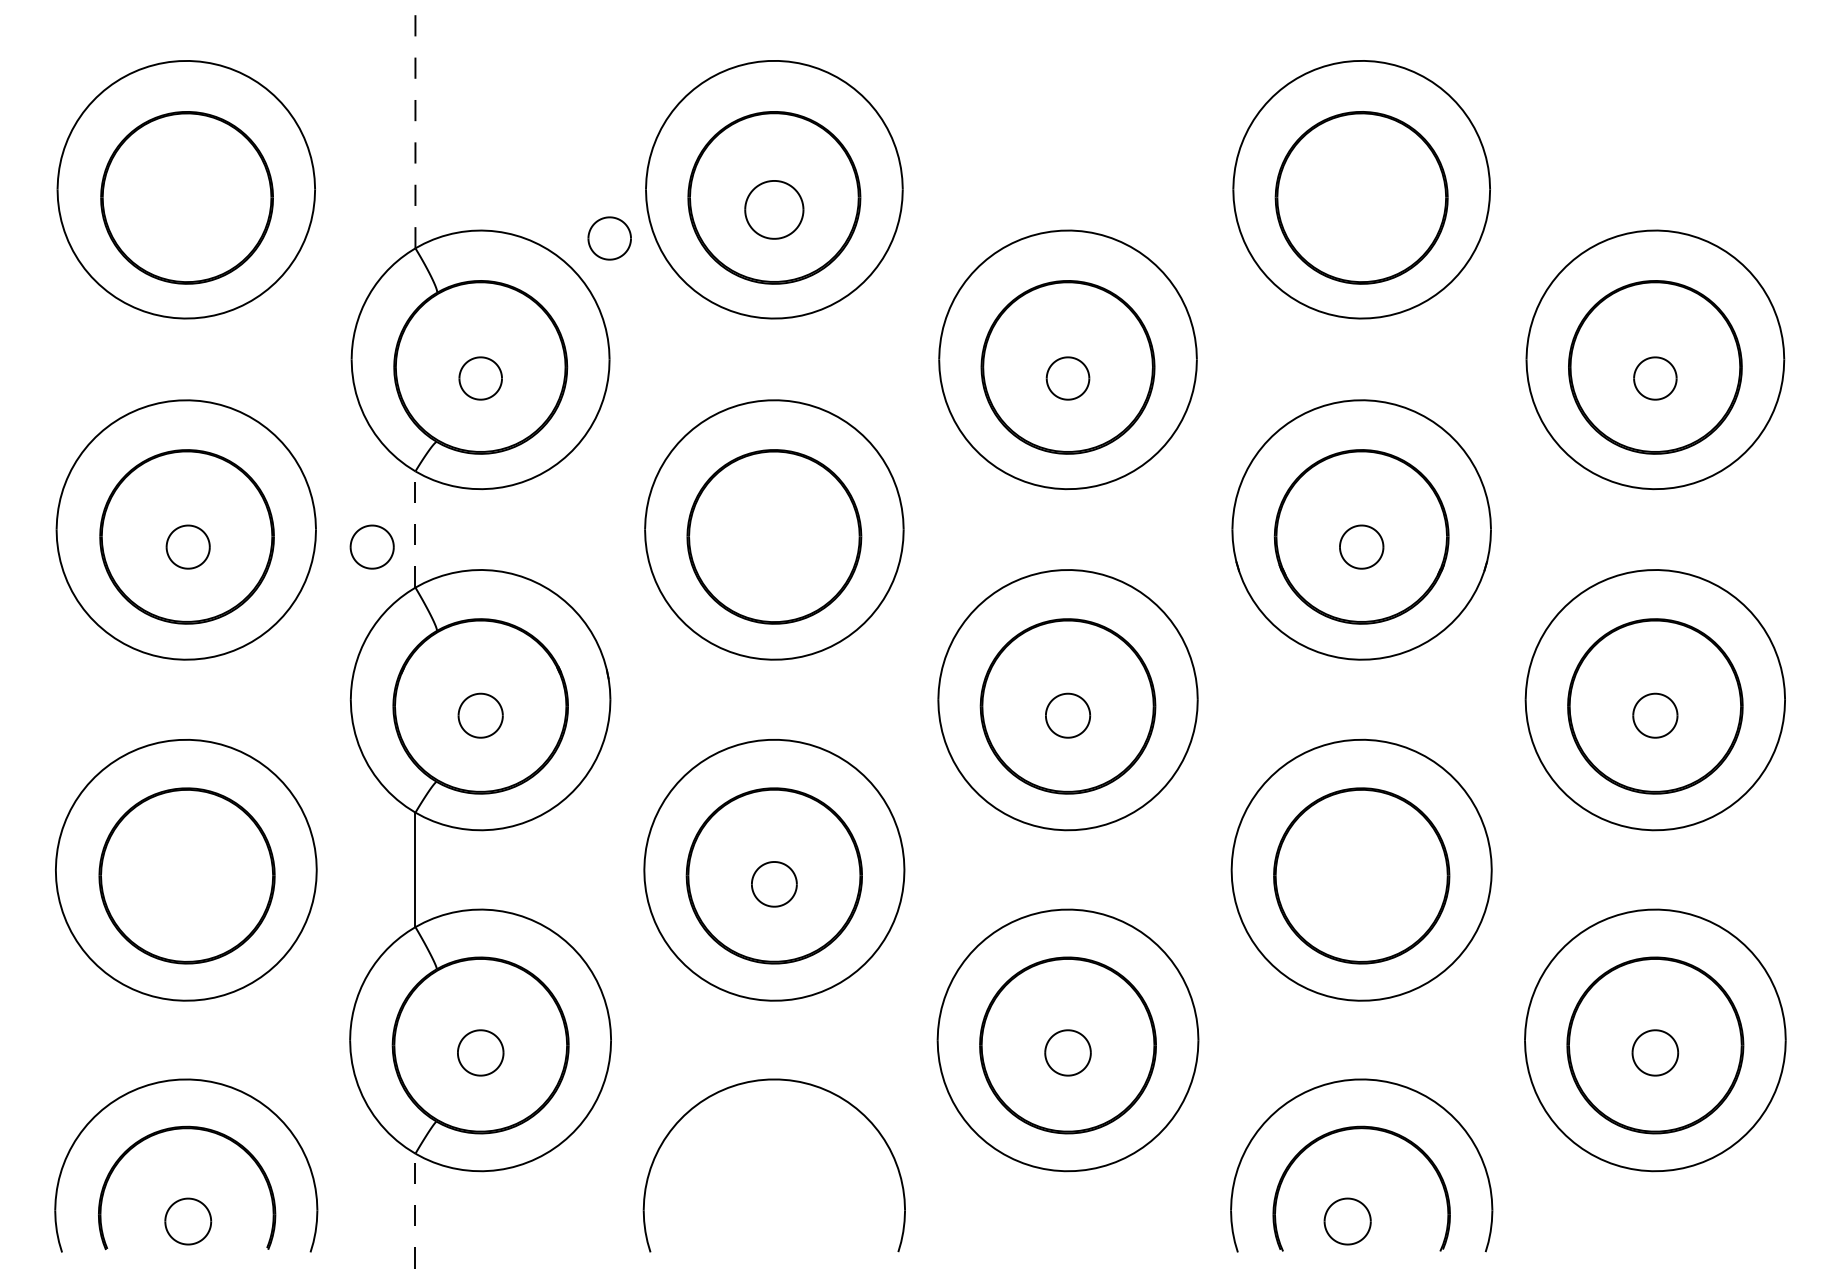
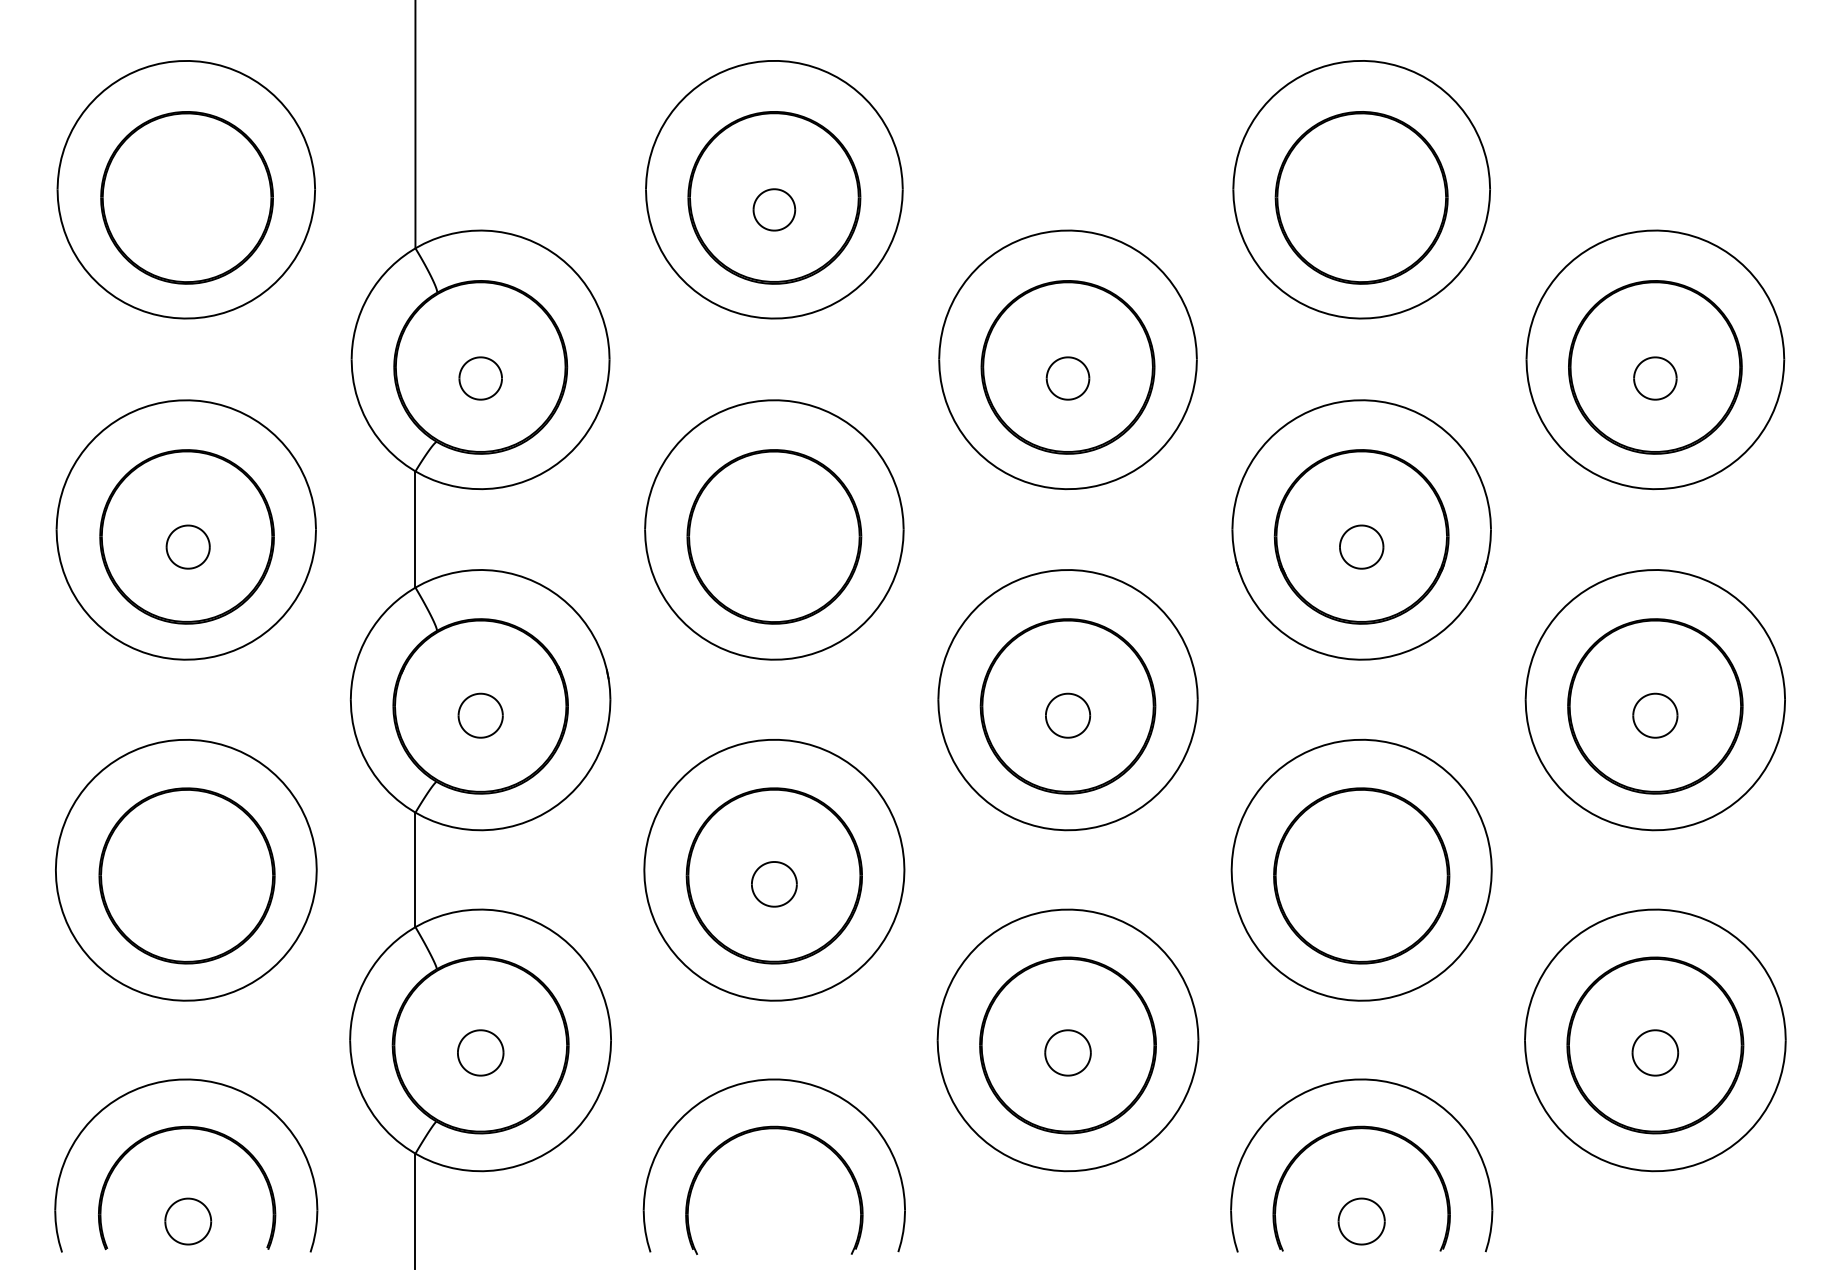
line: dashed -> solid (415, 124)
part size: 61x60 px -> 45x44 px (774, 209)
part: present -> none (609, 238)
line: dashed -> solid (415, 529)
part: present -> none (371, 546)
part: none -> present (774, 1129)
line: dashed -> solid (415, 1210)
part position: (1347, 1221) -> (1361, 1221) (1361, 1221)
